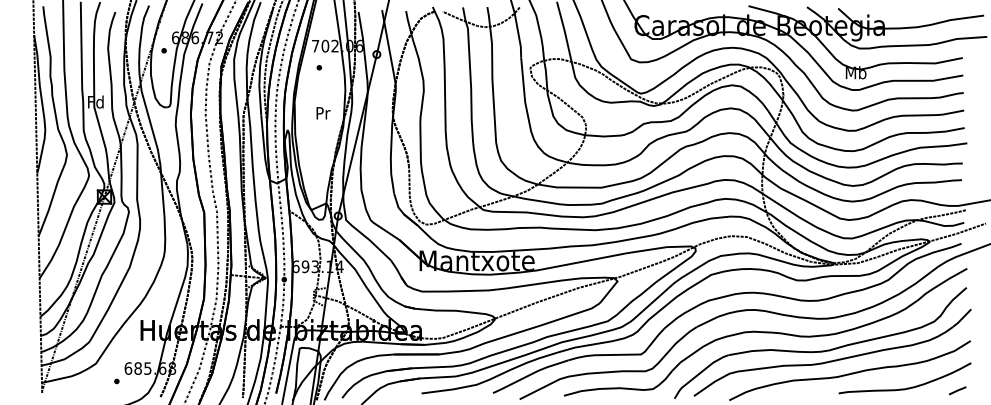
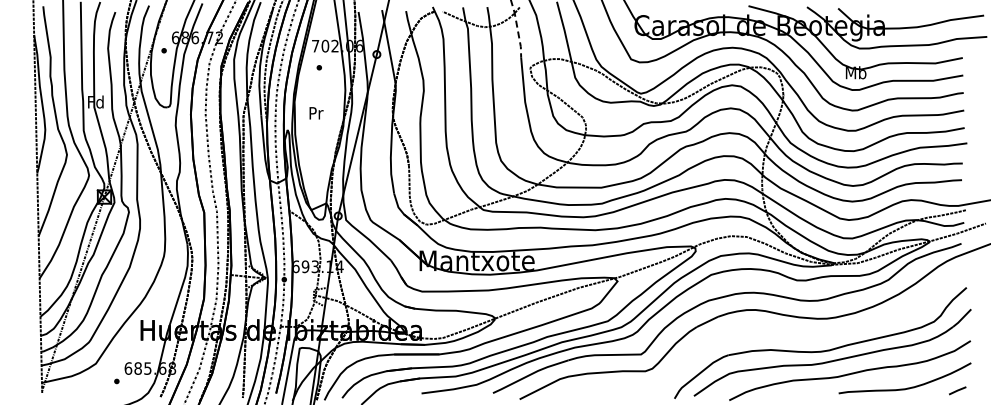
line: solid -> dashed (517, 28)
text position: (323, 113) -> (316, 113) (316, 113)
part: present -> none (765, 332)
